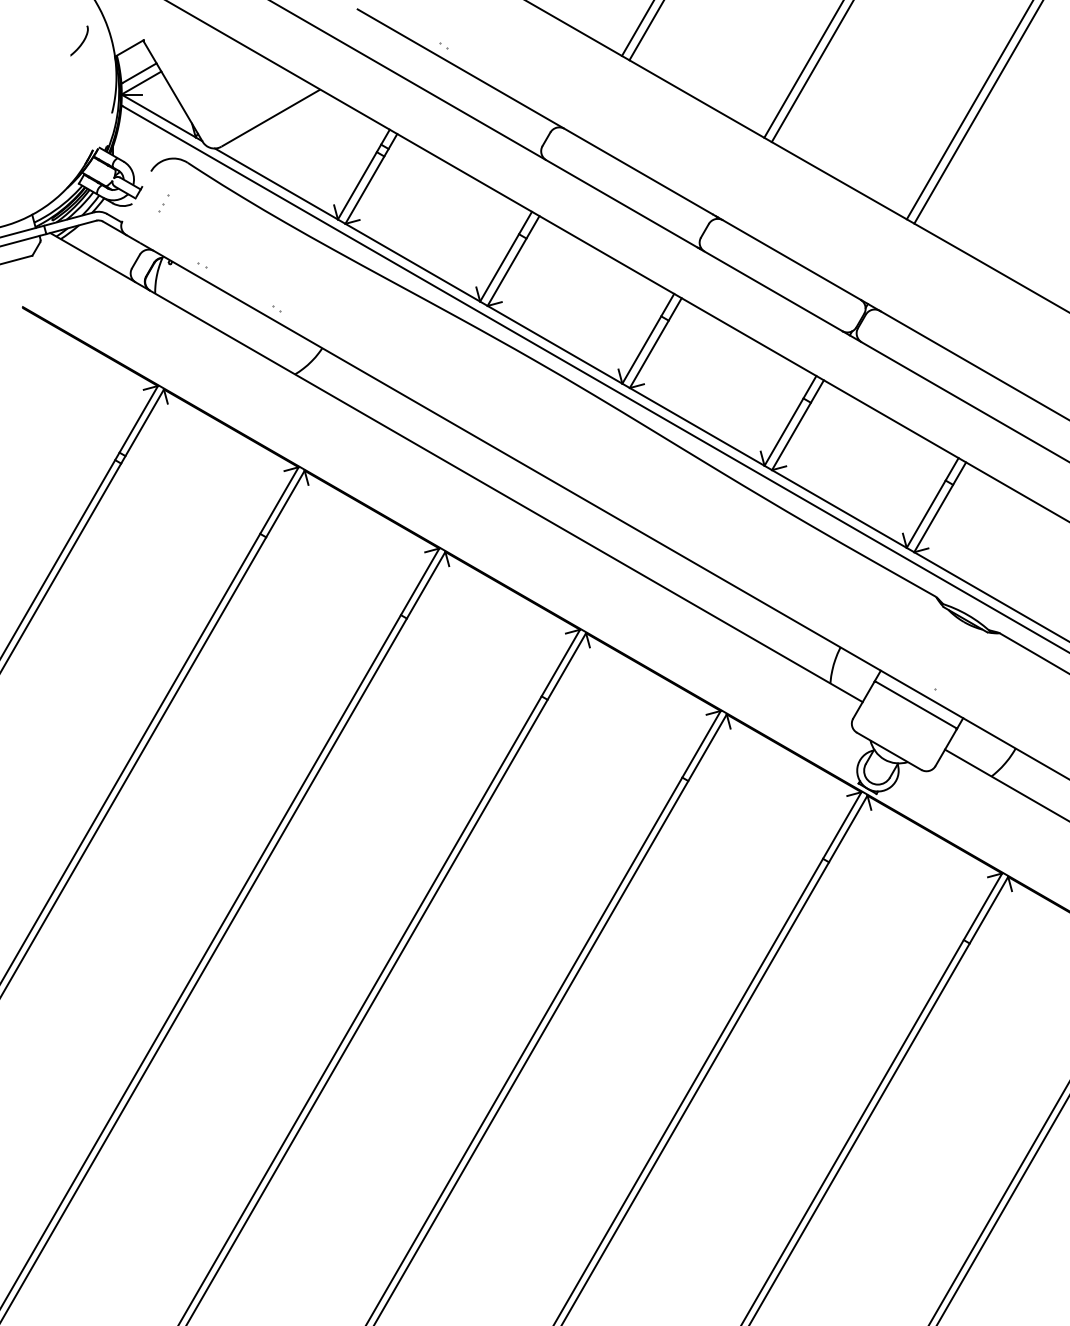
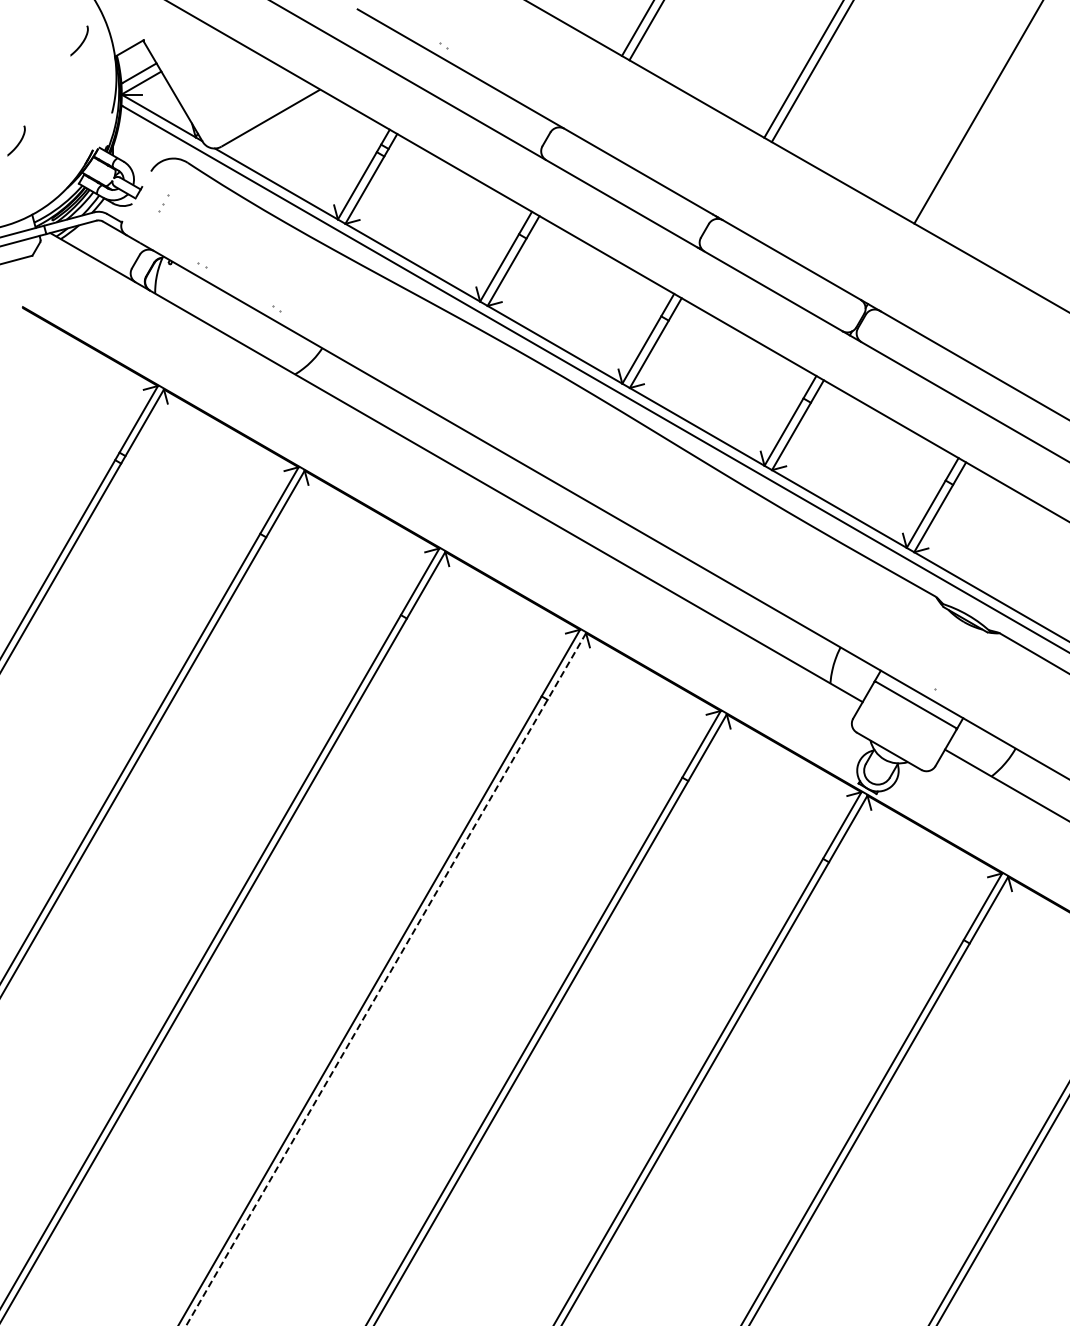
line: present -> none (968, 110)
curve: none -> present (18, 142)
line: solid -> dashed (386, 979)
